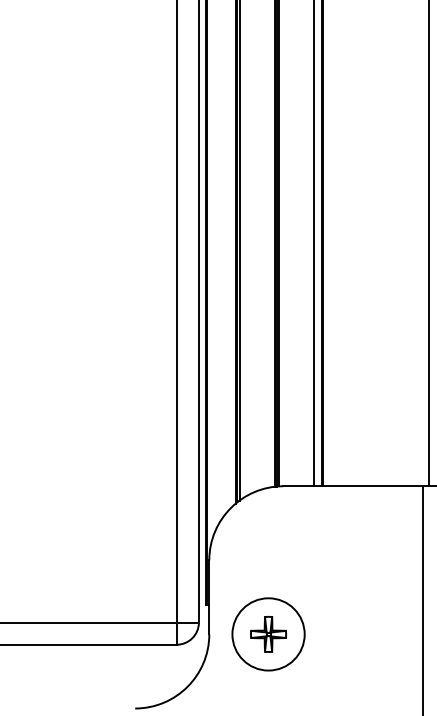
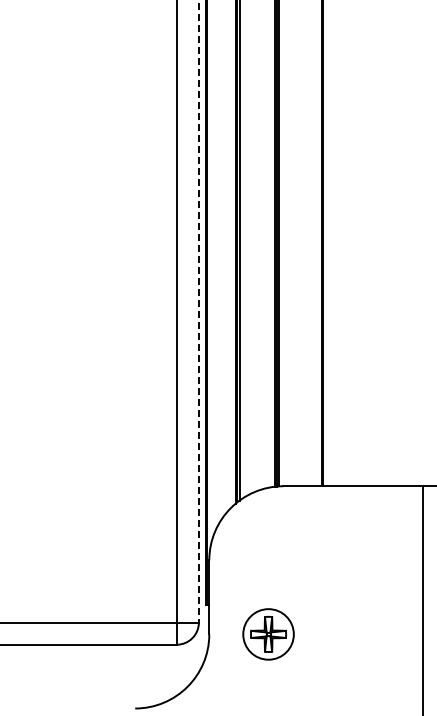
line: present -> none (313, 244)
line: present -> none (428, 244)
line: solid -> dashed (198, 311)
circle diameter: 72 px -> 51 px (268, 634)
